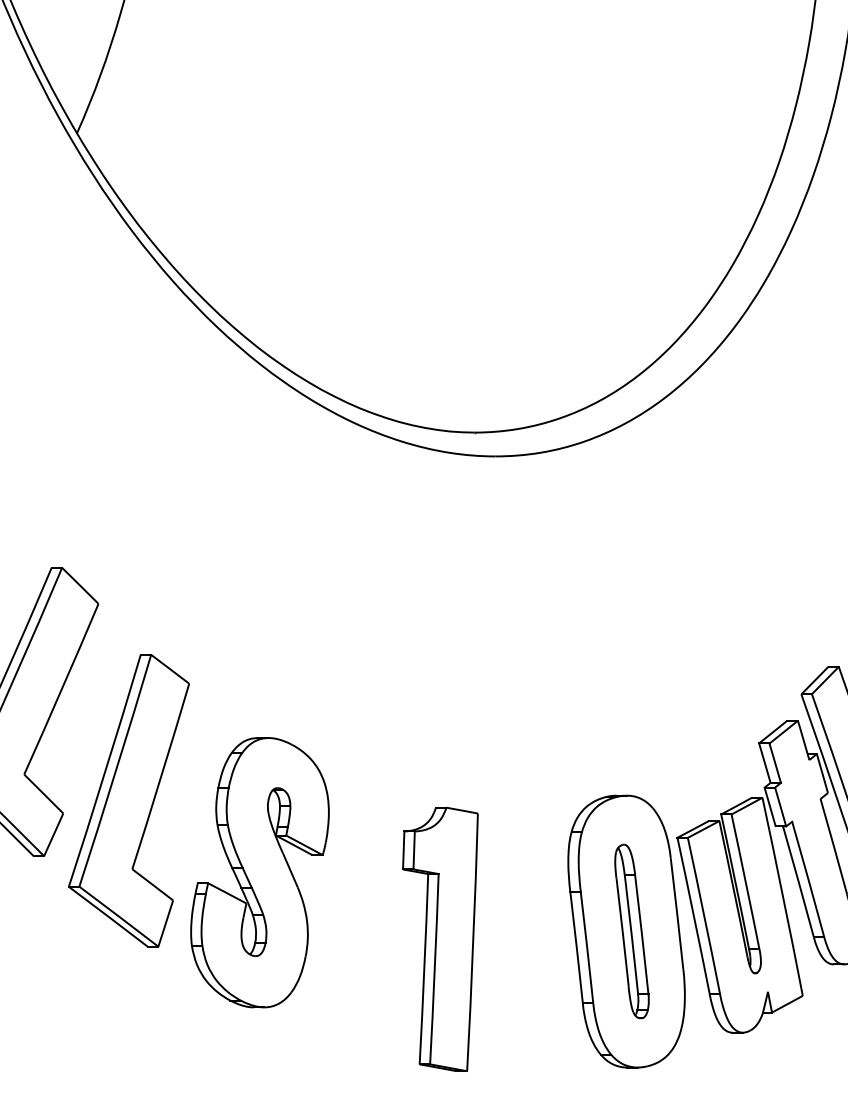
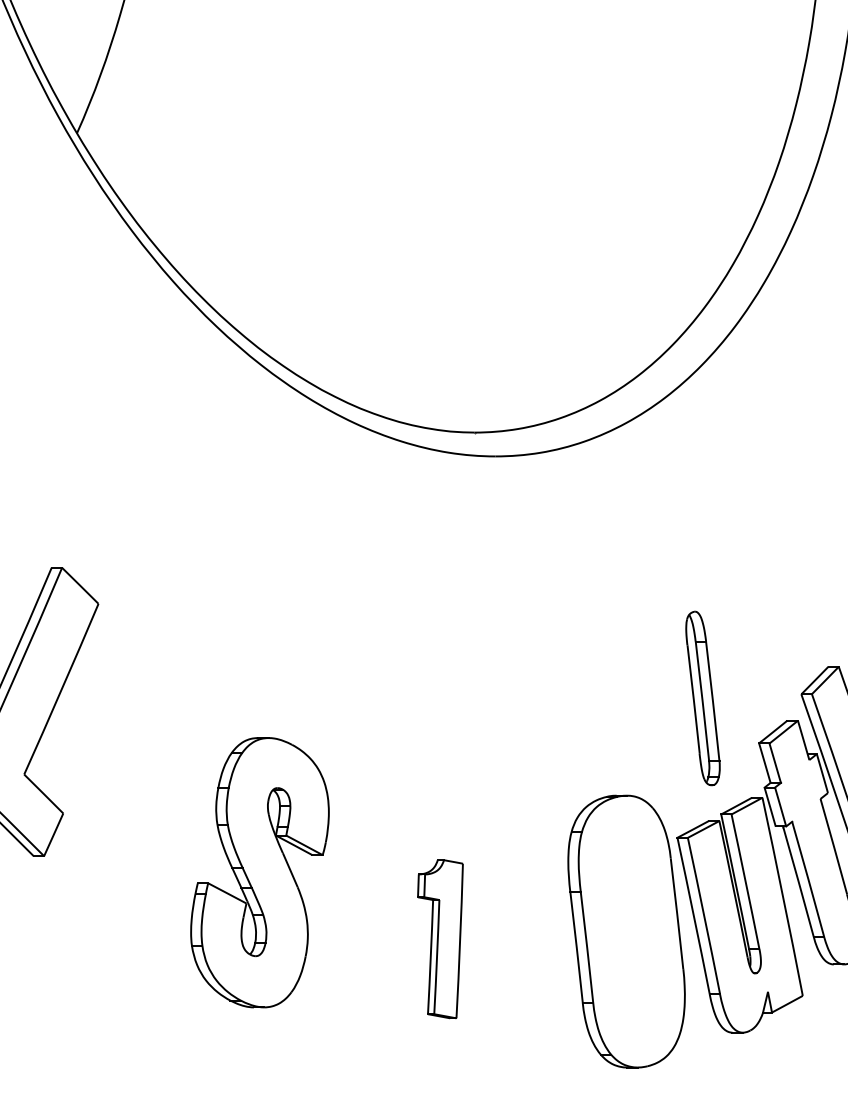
part: present -> none (128, 800)
part position: (631, 931) -> (702, 698) (702, 698)
part size: 77x266 px -> 47x161 px (440, 939)
